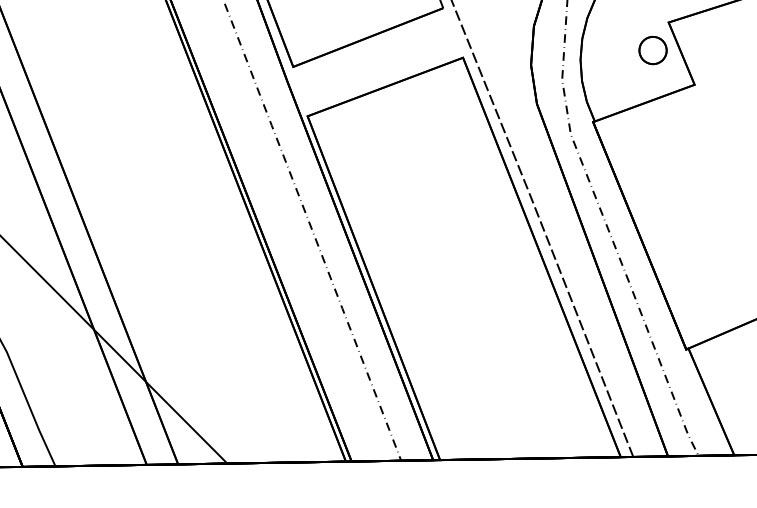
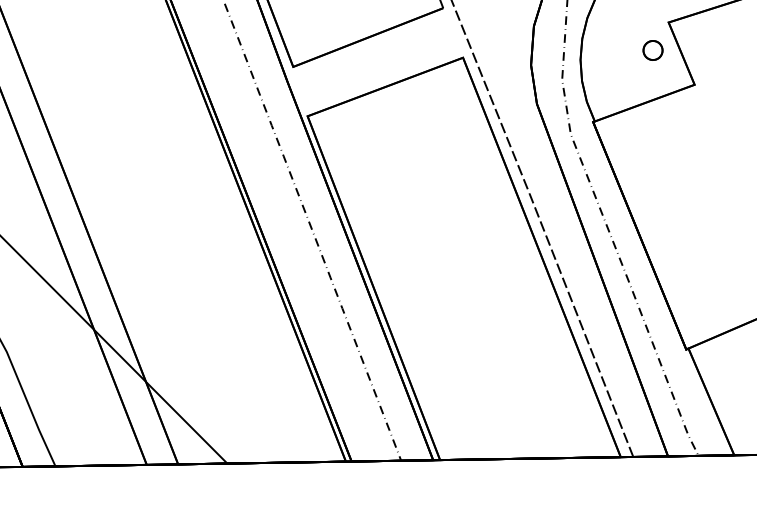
part size: 30x31 px -> 22x21 px (652, 50)
